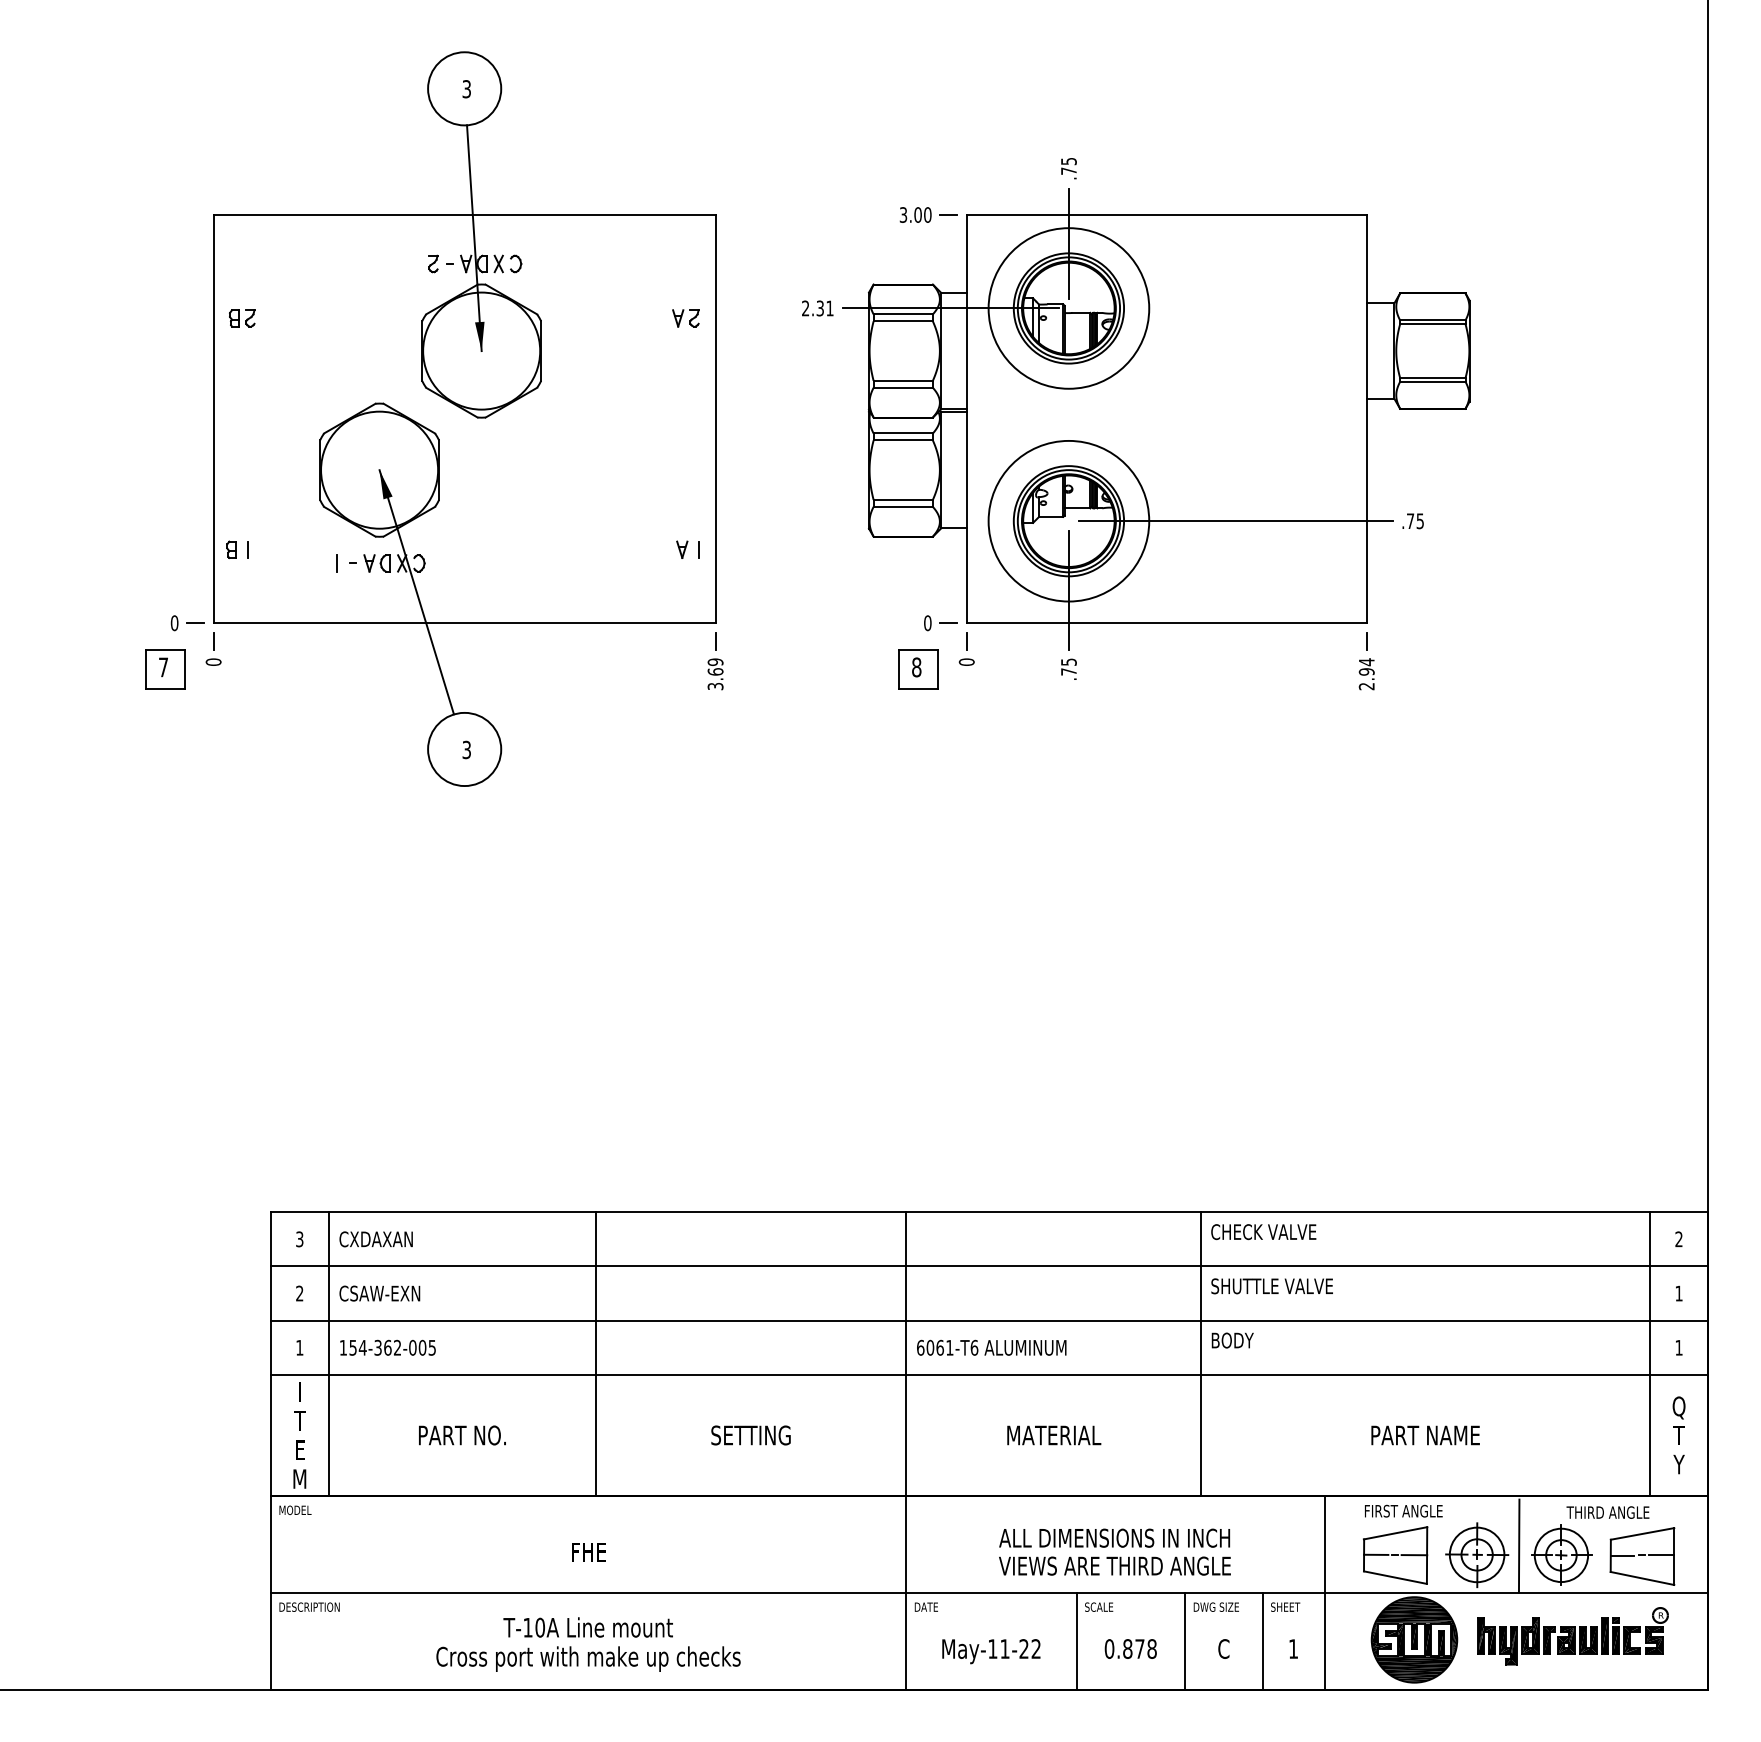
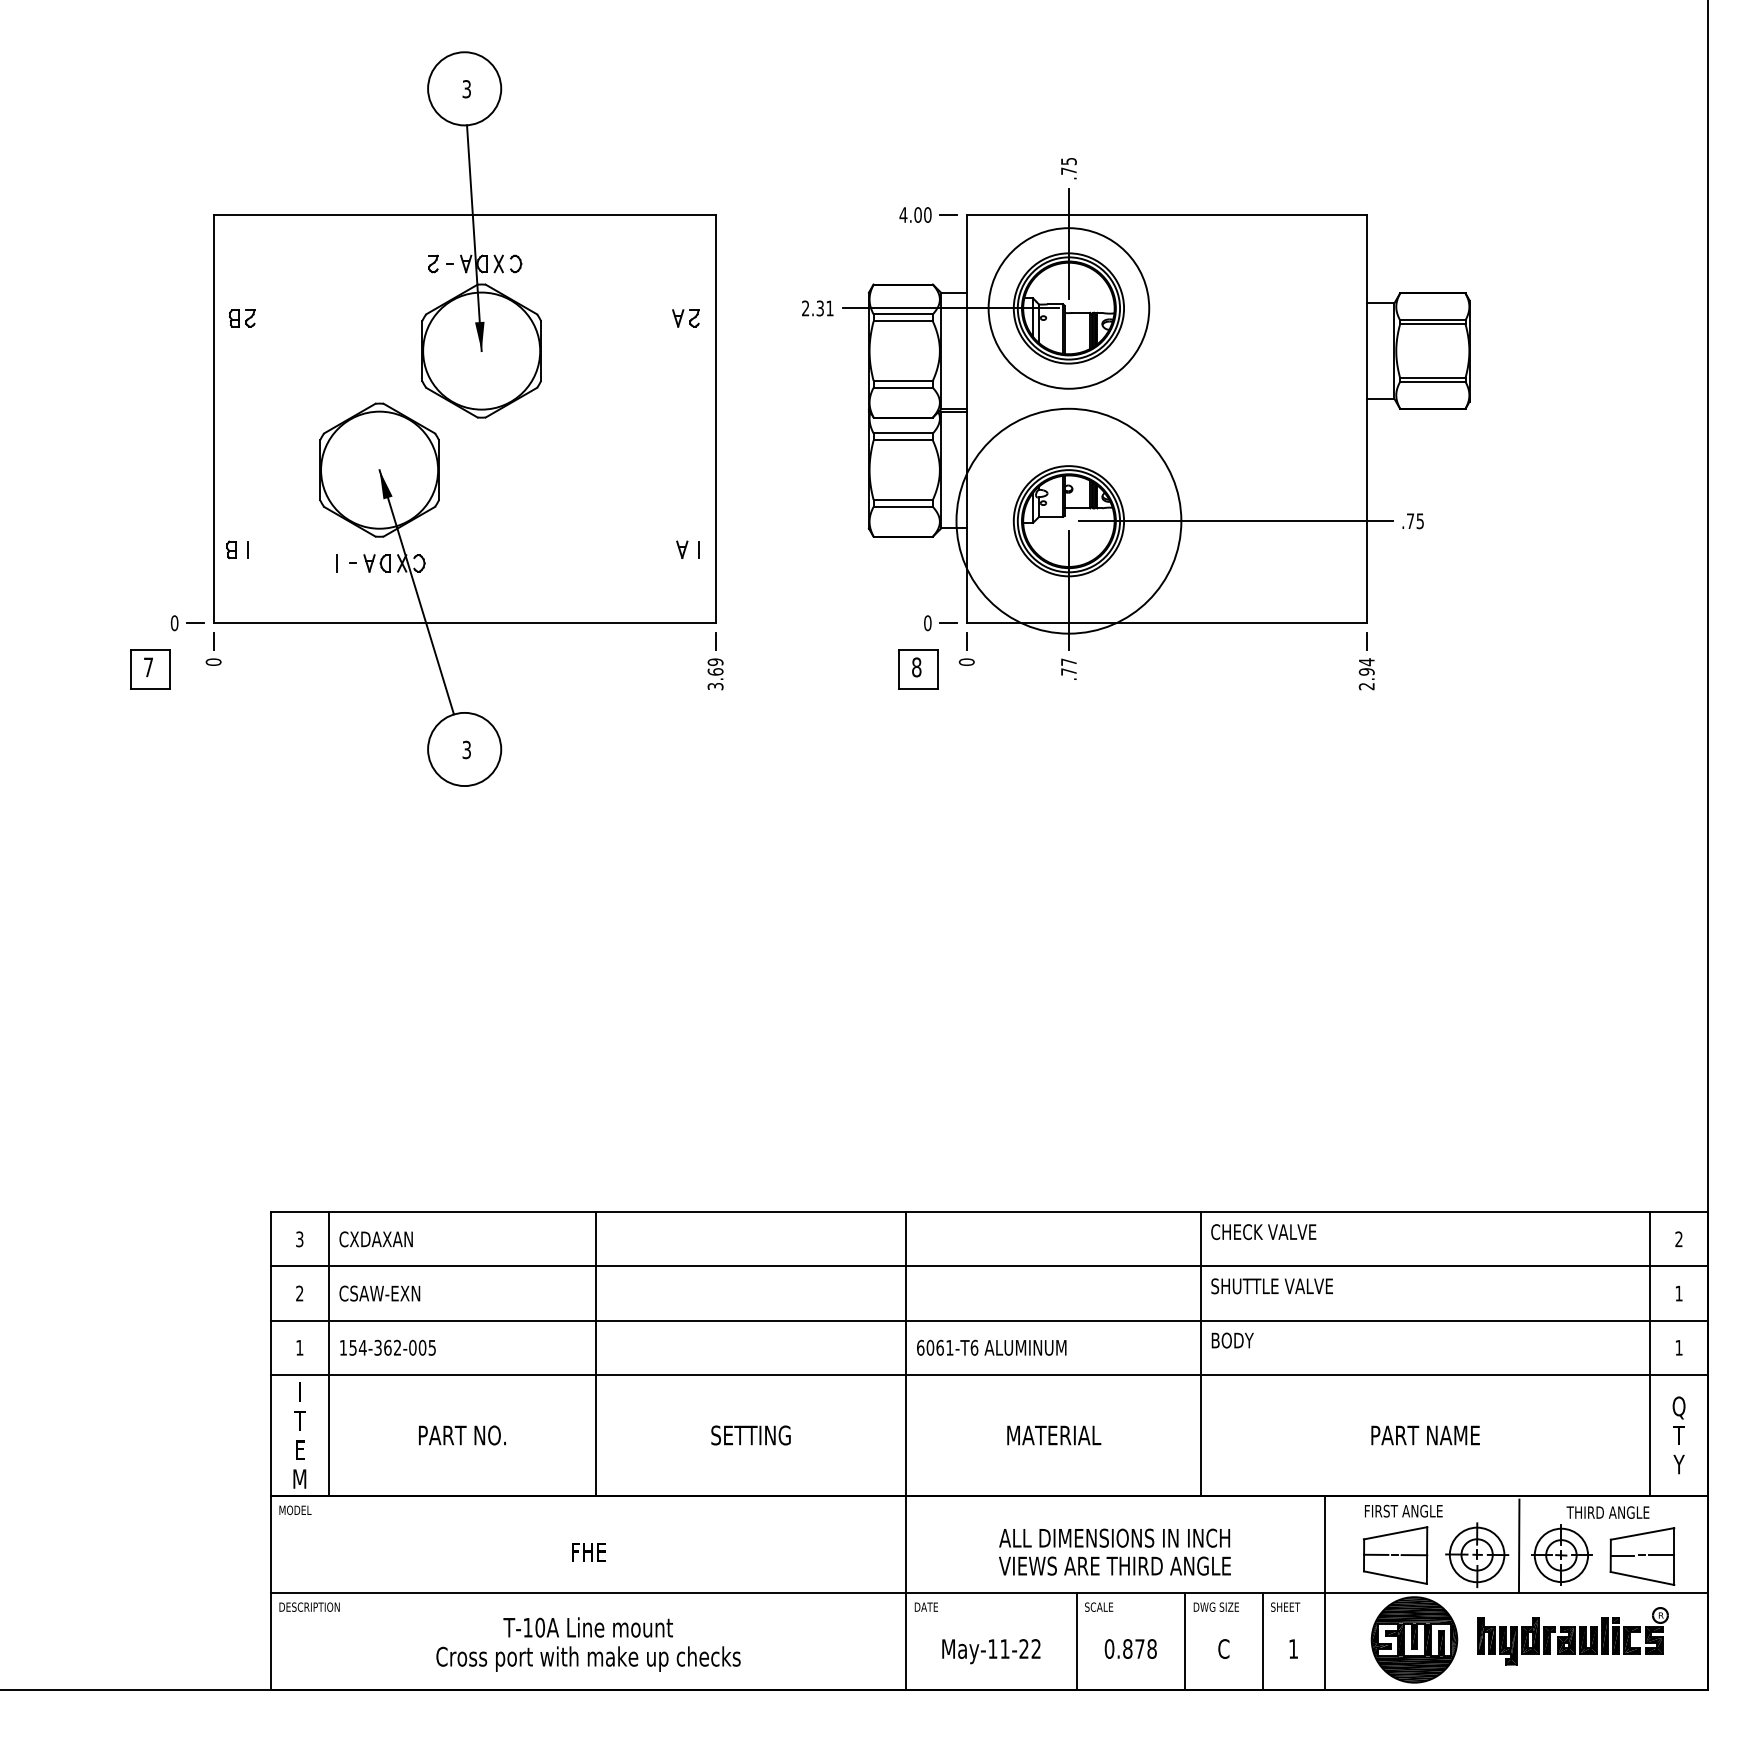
text: 3.00 -> 4.00 (903, 214)
circle diameter: 161 px -> 225 px (1068, 520)
text: .75 -> .77 (1068, 661)
part position: (165, 669) -> (150, 669) (150, 669)
